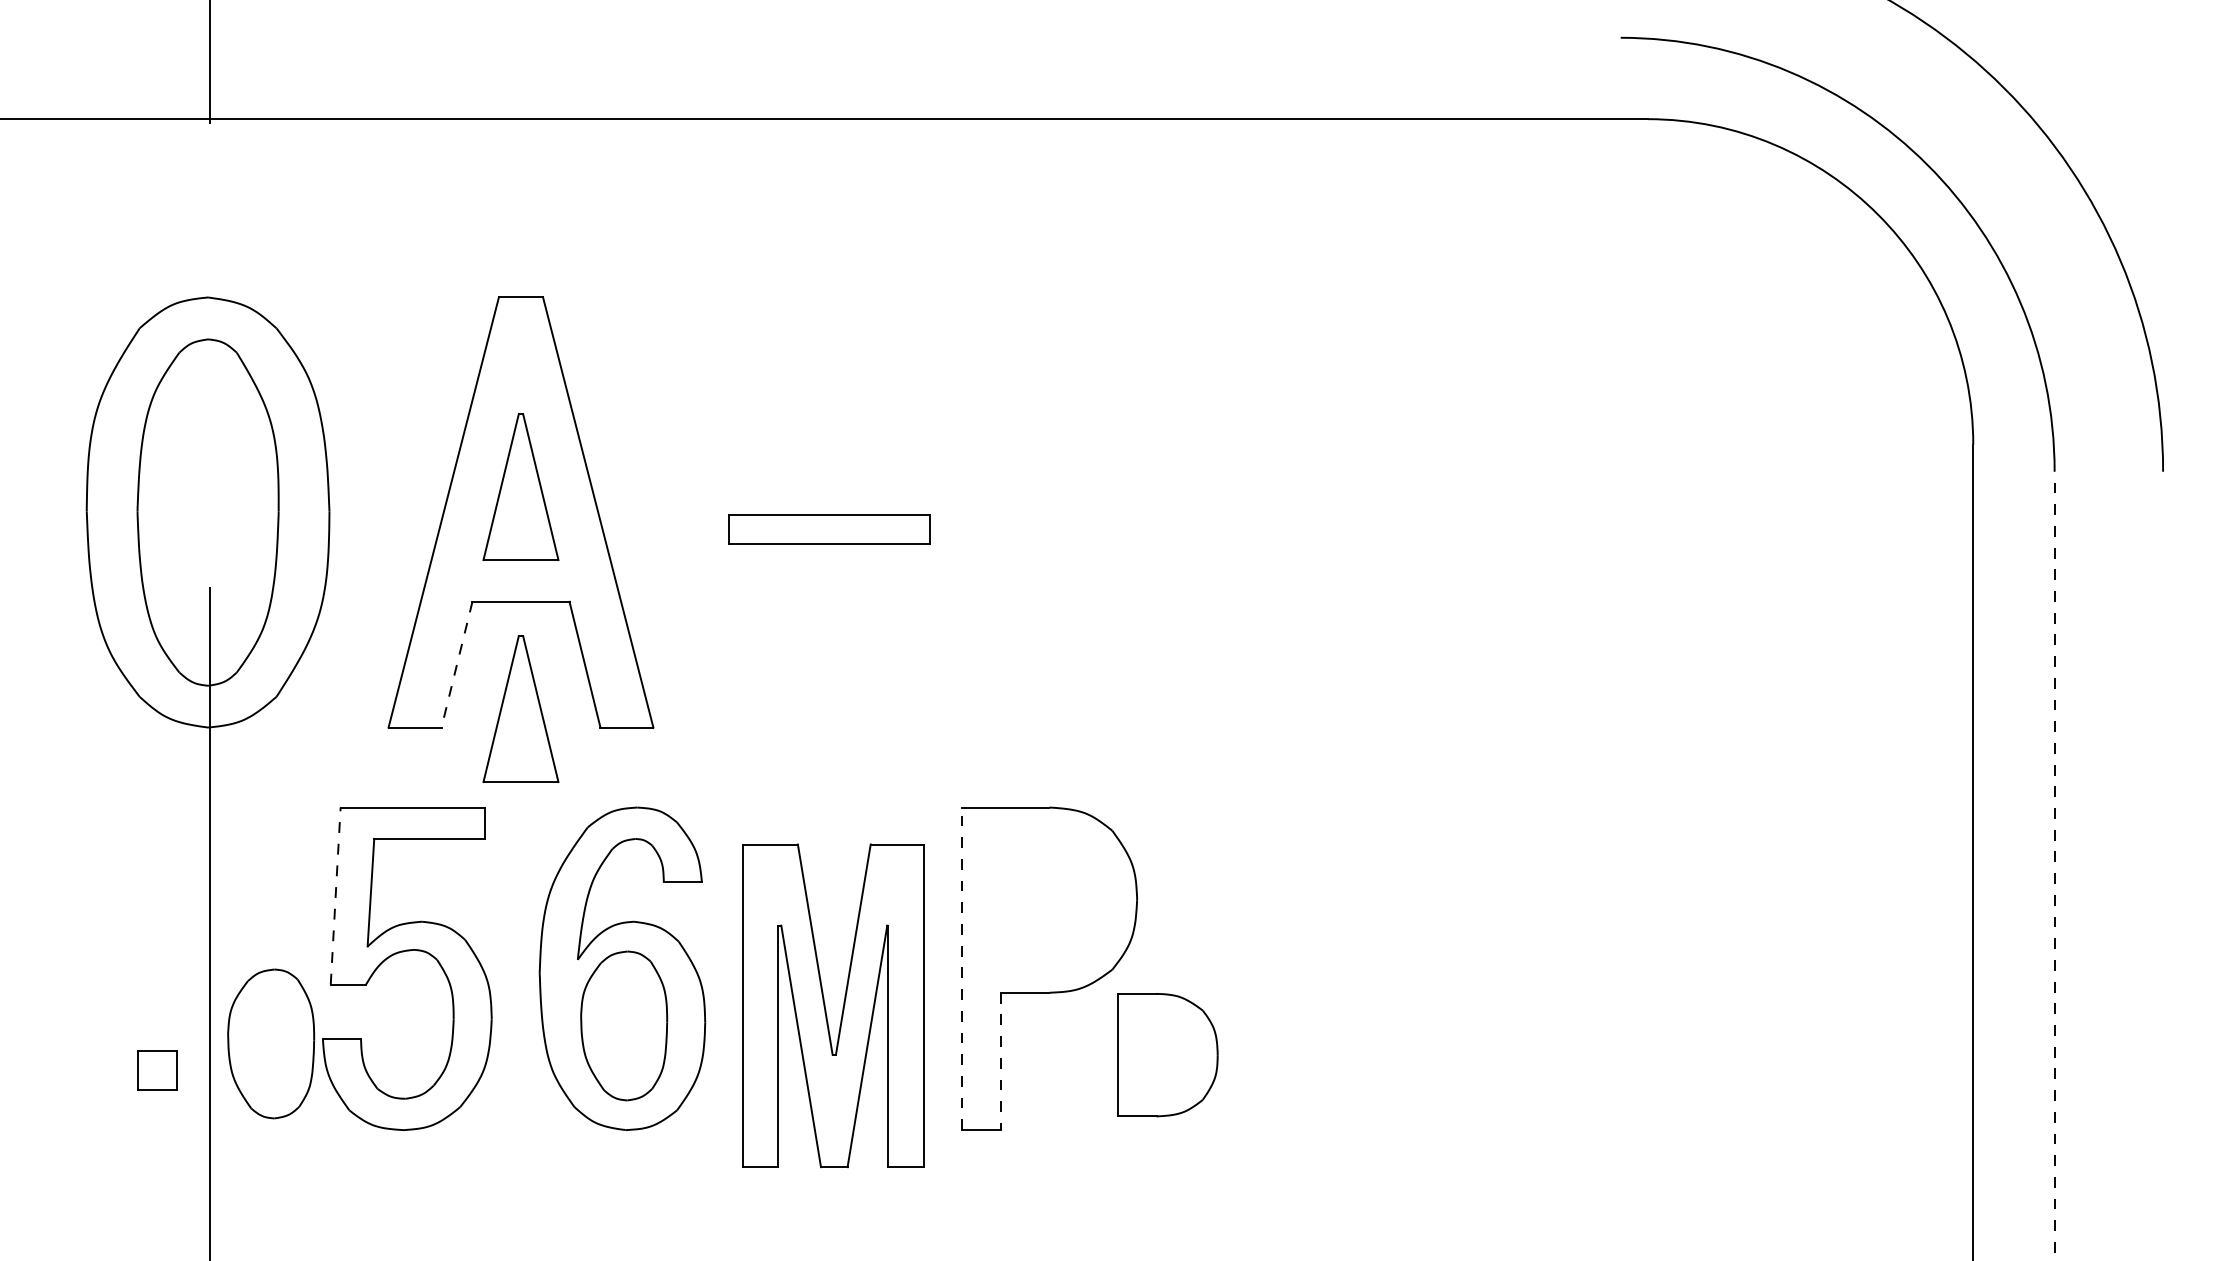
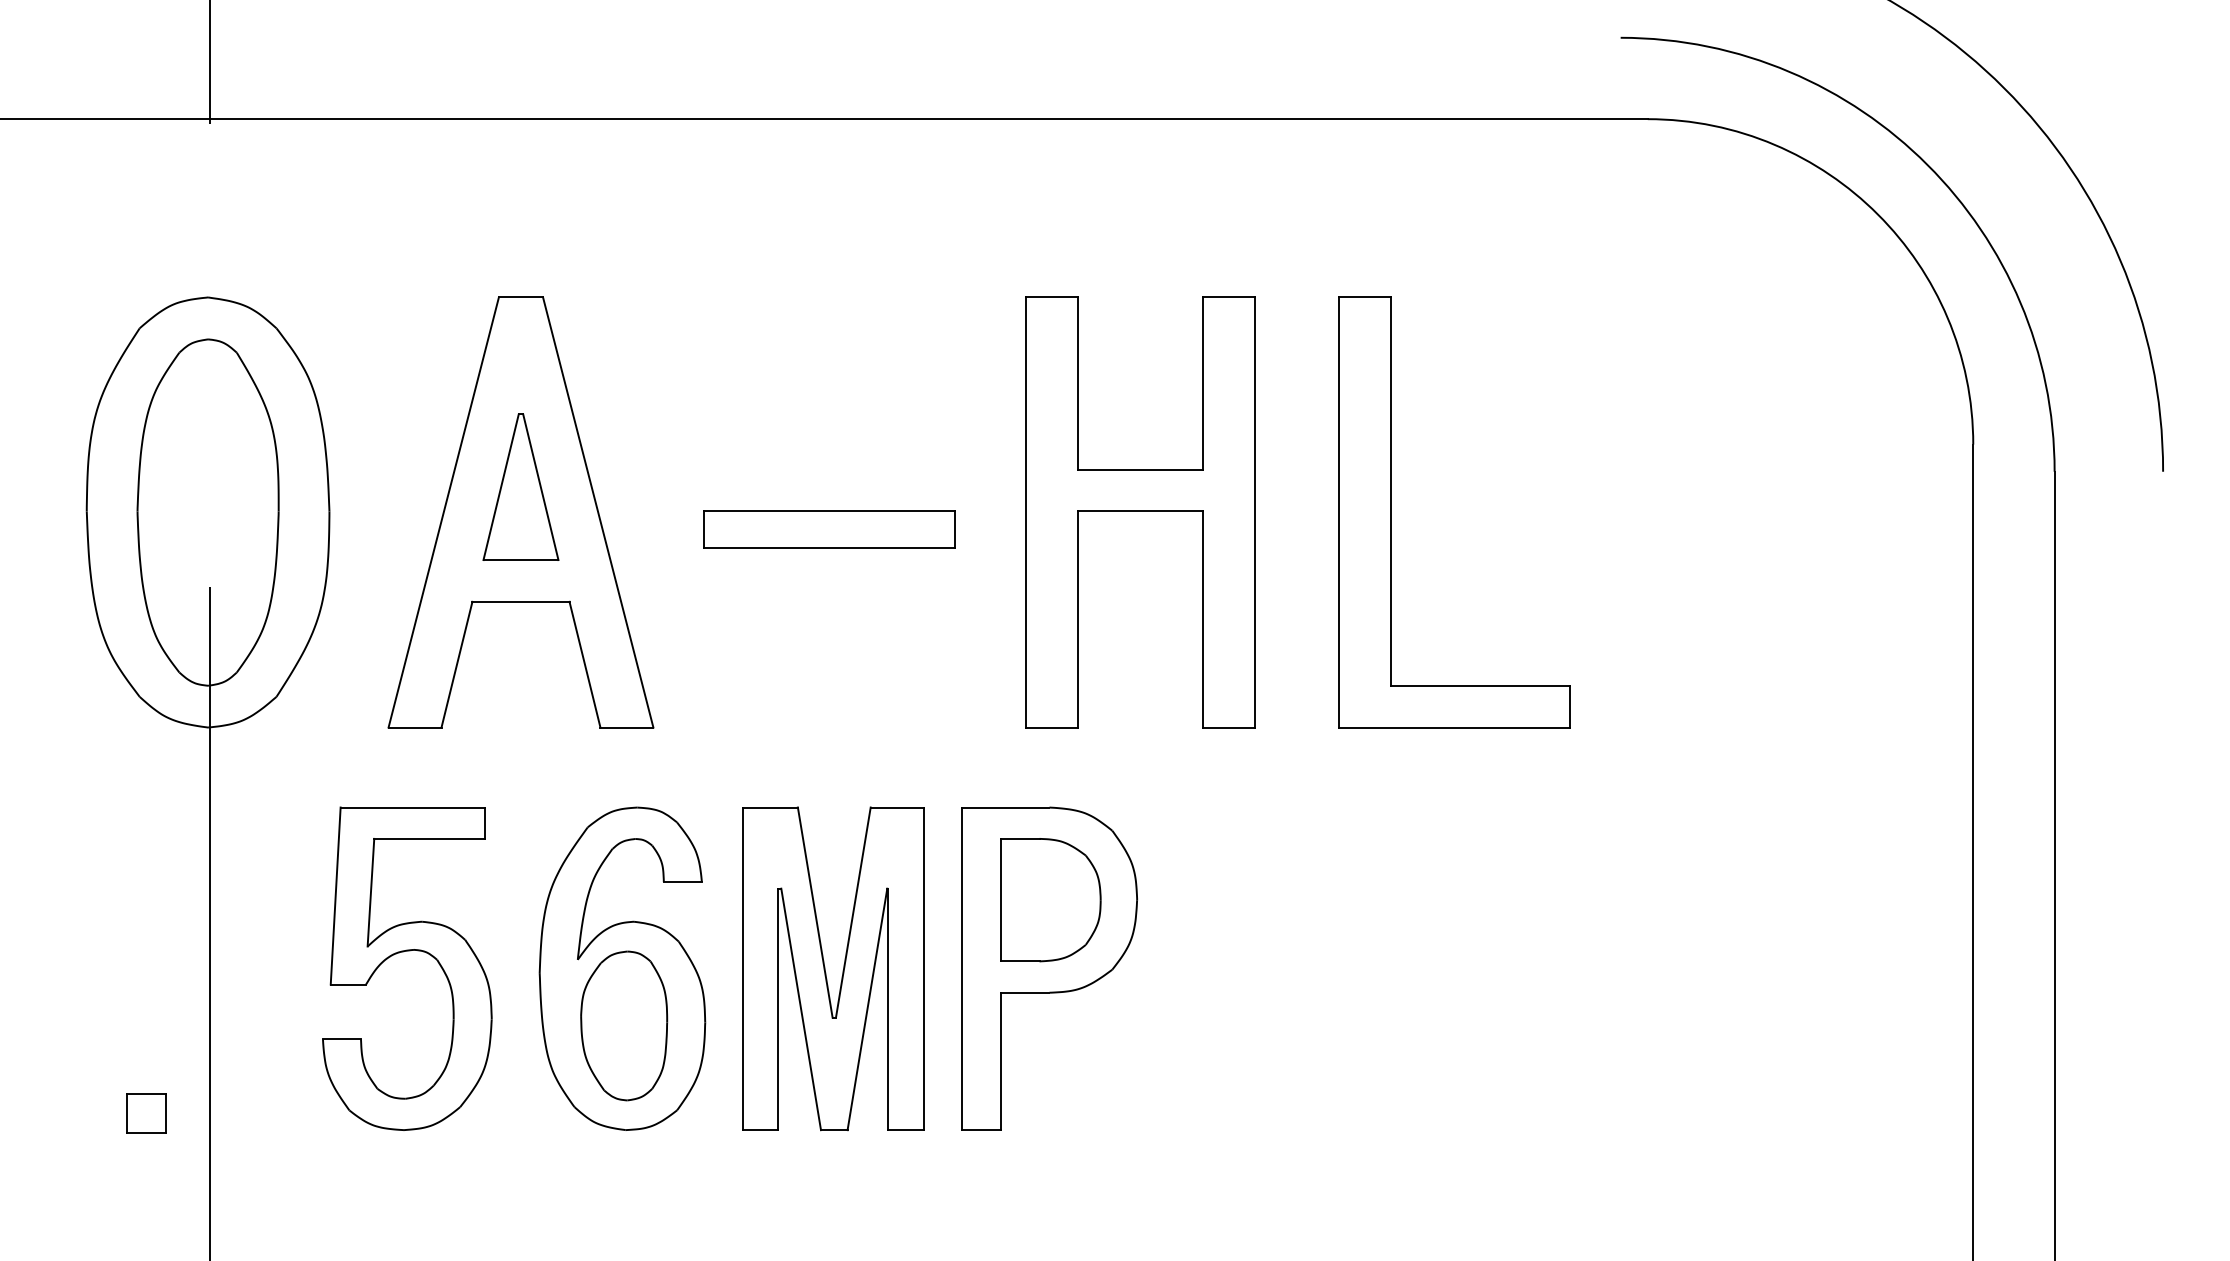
part: none -> present (1140, 512)
part: none -> present (1391, 512)
part size: 203x31 px -> 253x39 px (829, 529)
line: dashed -> solid (456, 664)
part: present -> none (520, 708)
line: dashed -> solid (2054, 865)
line: dashed -> solid (335, 896)
line: dashed -> solid (962, 968)
part position: (825, 1005) -> (825, 968) (825, 968)
part: present -> none (271, 1043)
part position: (1167, 1055) -> (1050, 900) (1050, 900)
line: dashed -> solid (1001, 1061)
part position: (157, 1070) -> (146, 1113) (146, 1113)
